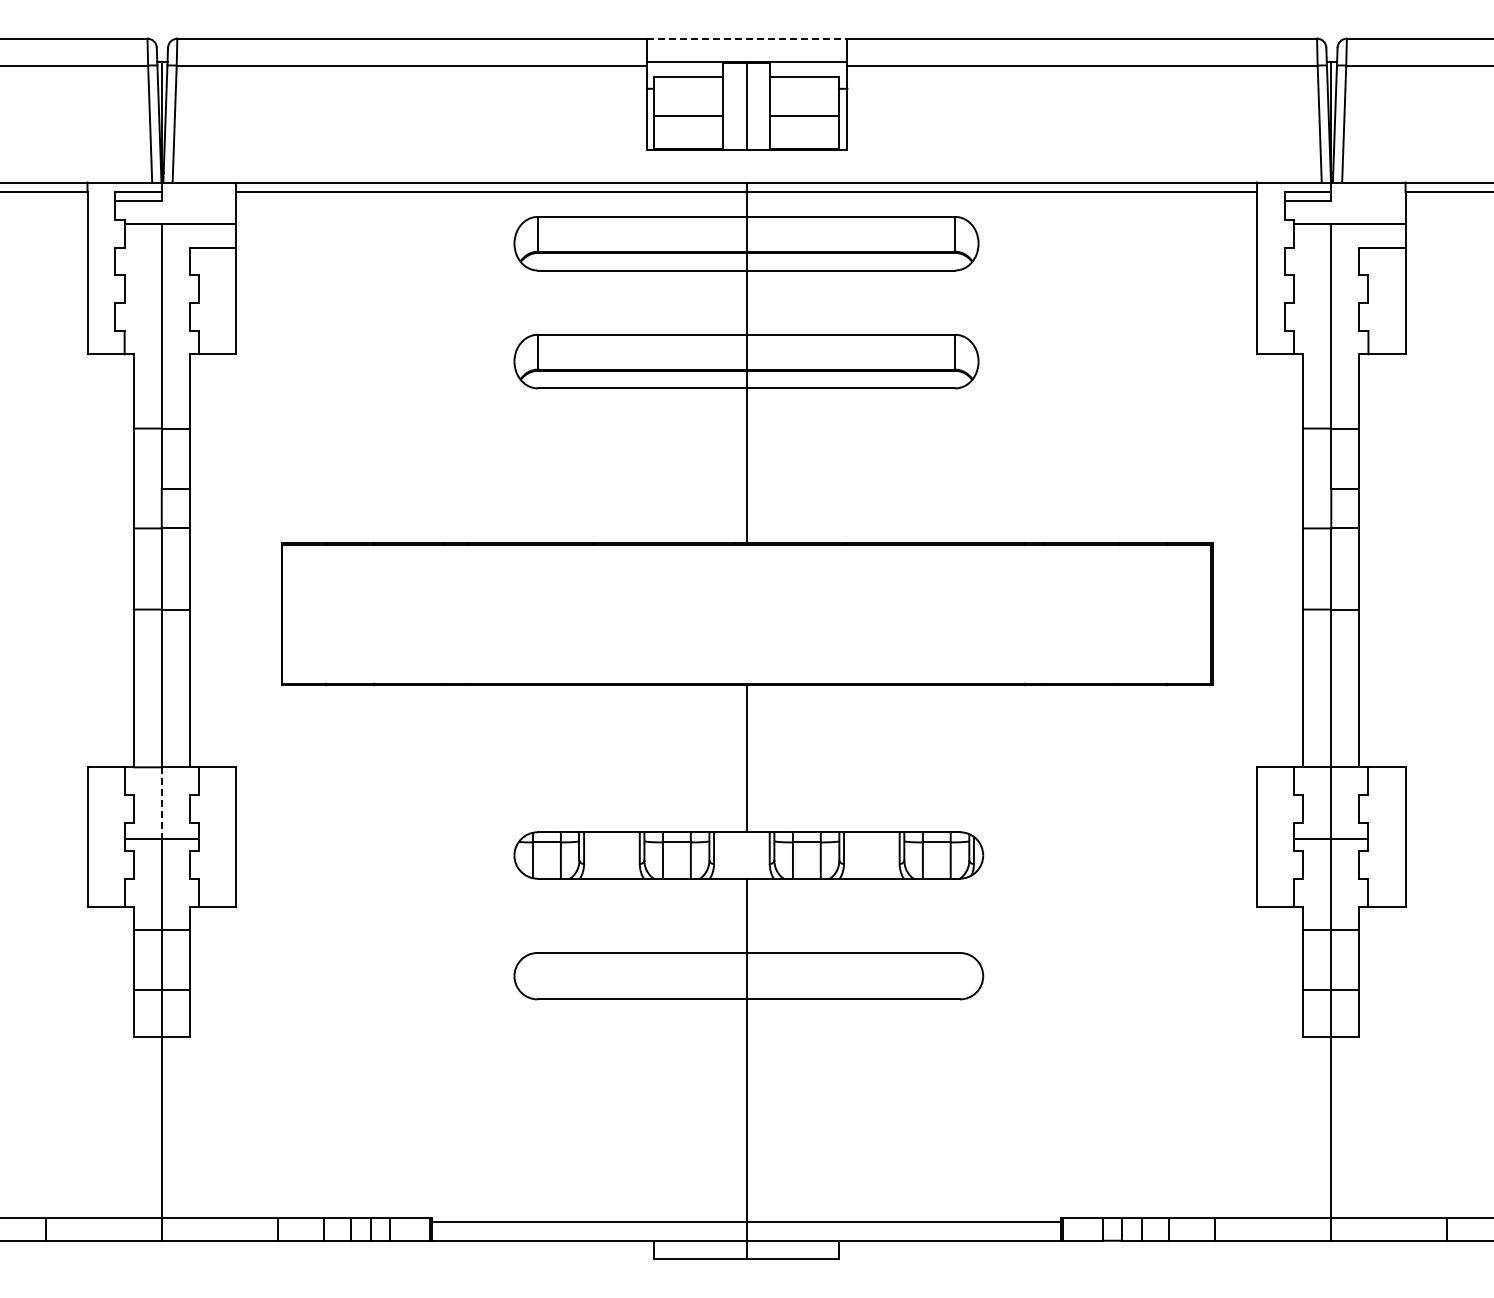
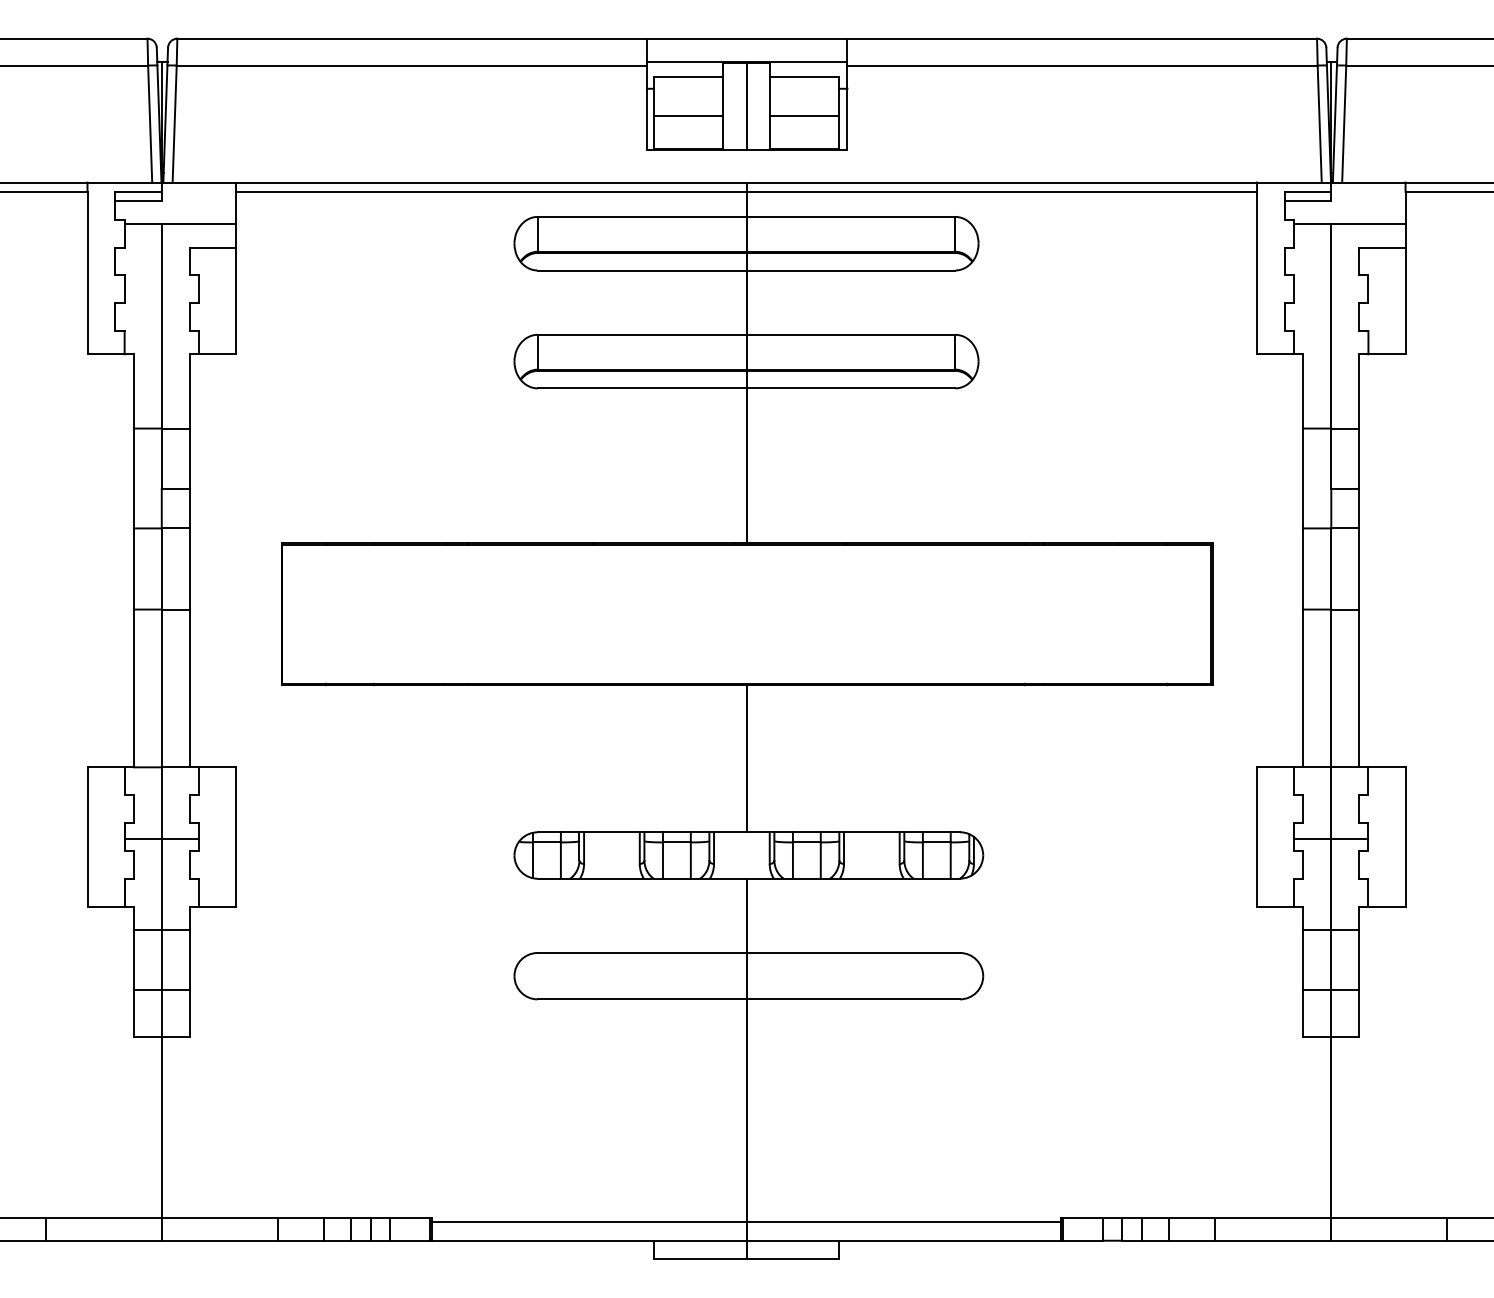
line: dashed -> solid (747, 38)
line: dashed -> solid (161, 803)
